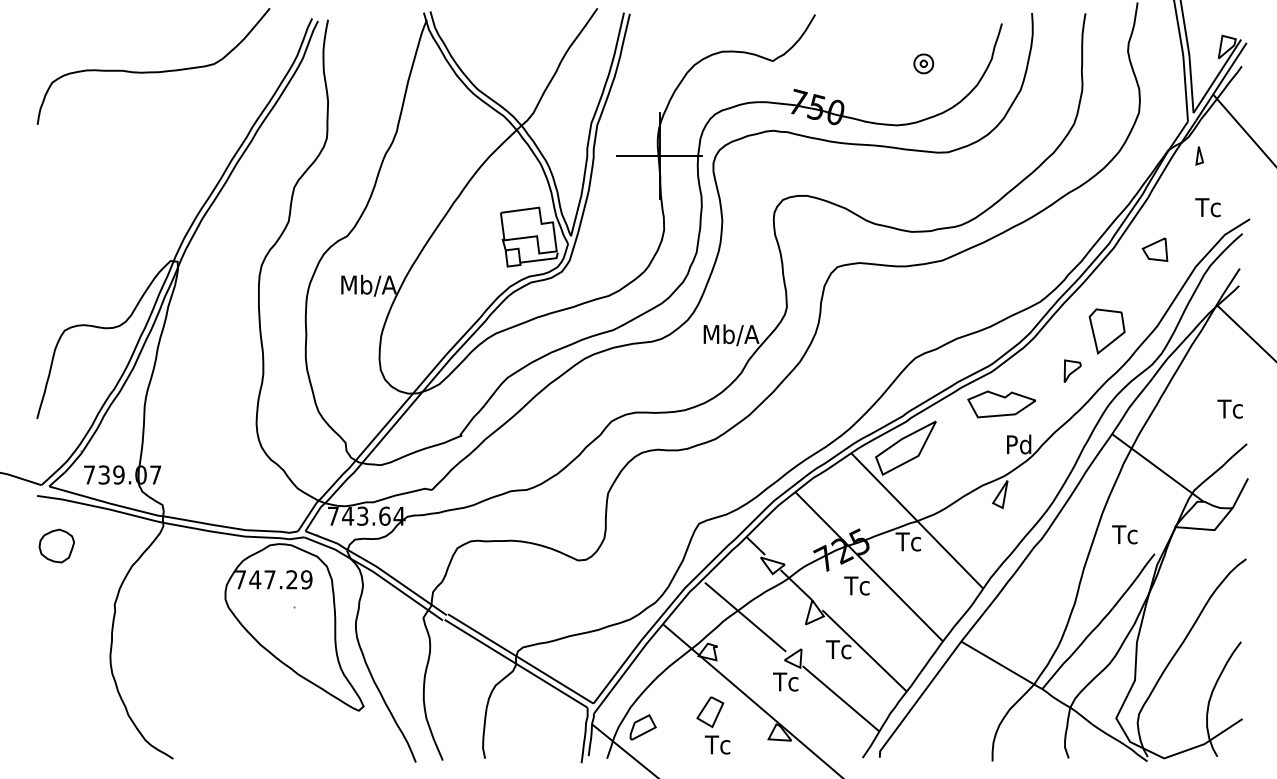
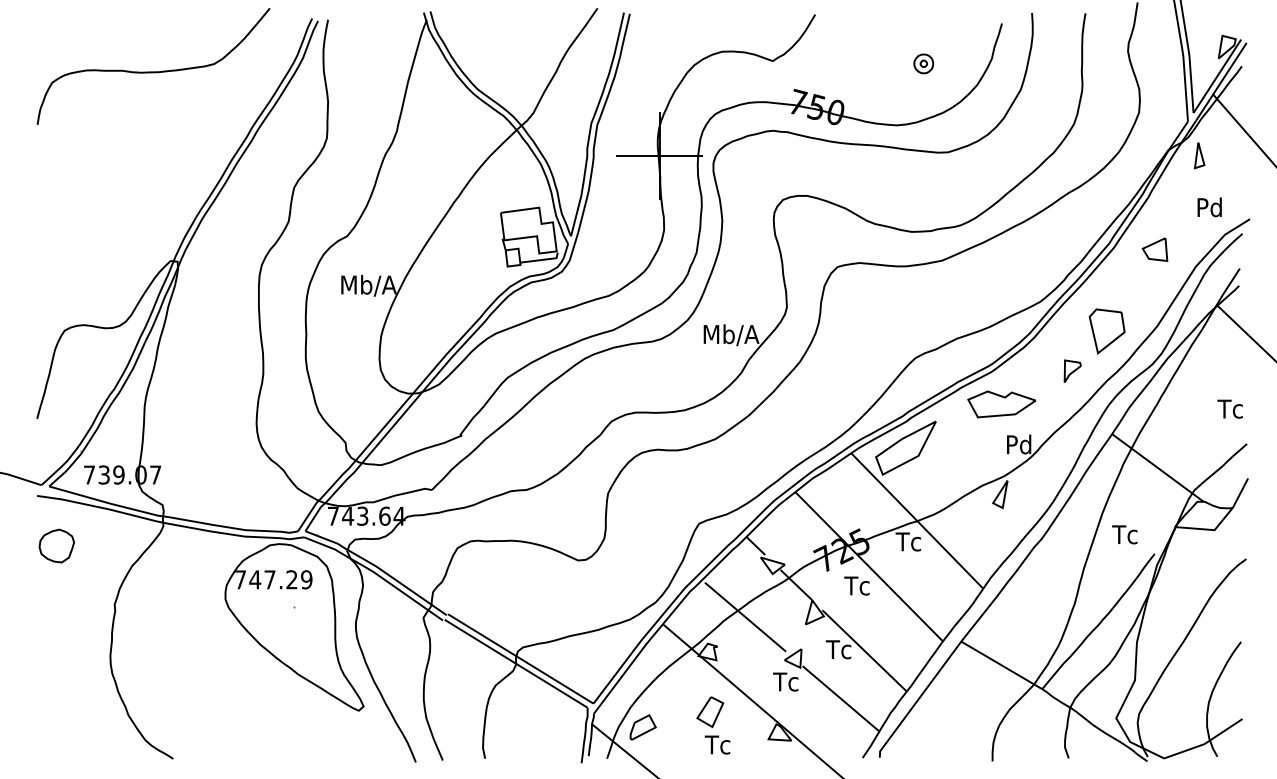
part size: 10x20 px -> 12x28 px (1199, 155)
text: Tc -> Pd (1208, 207)
